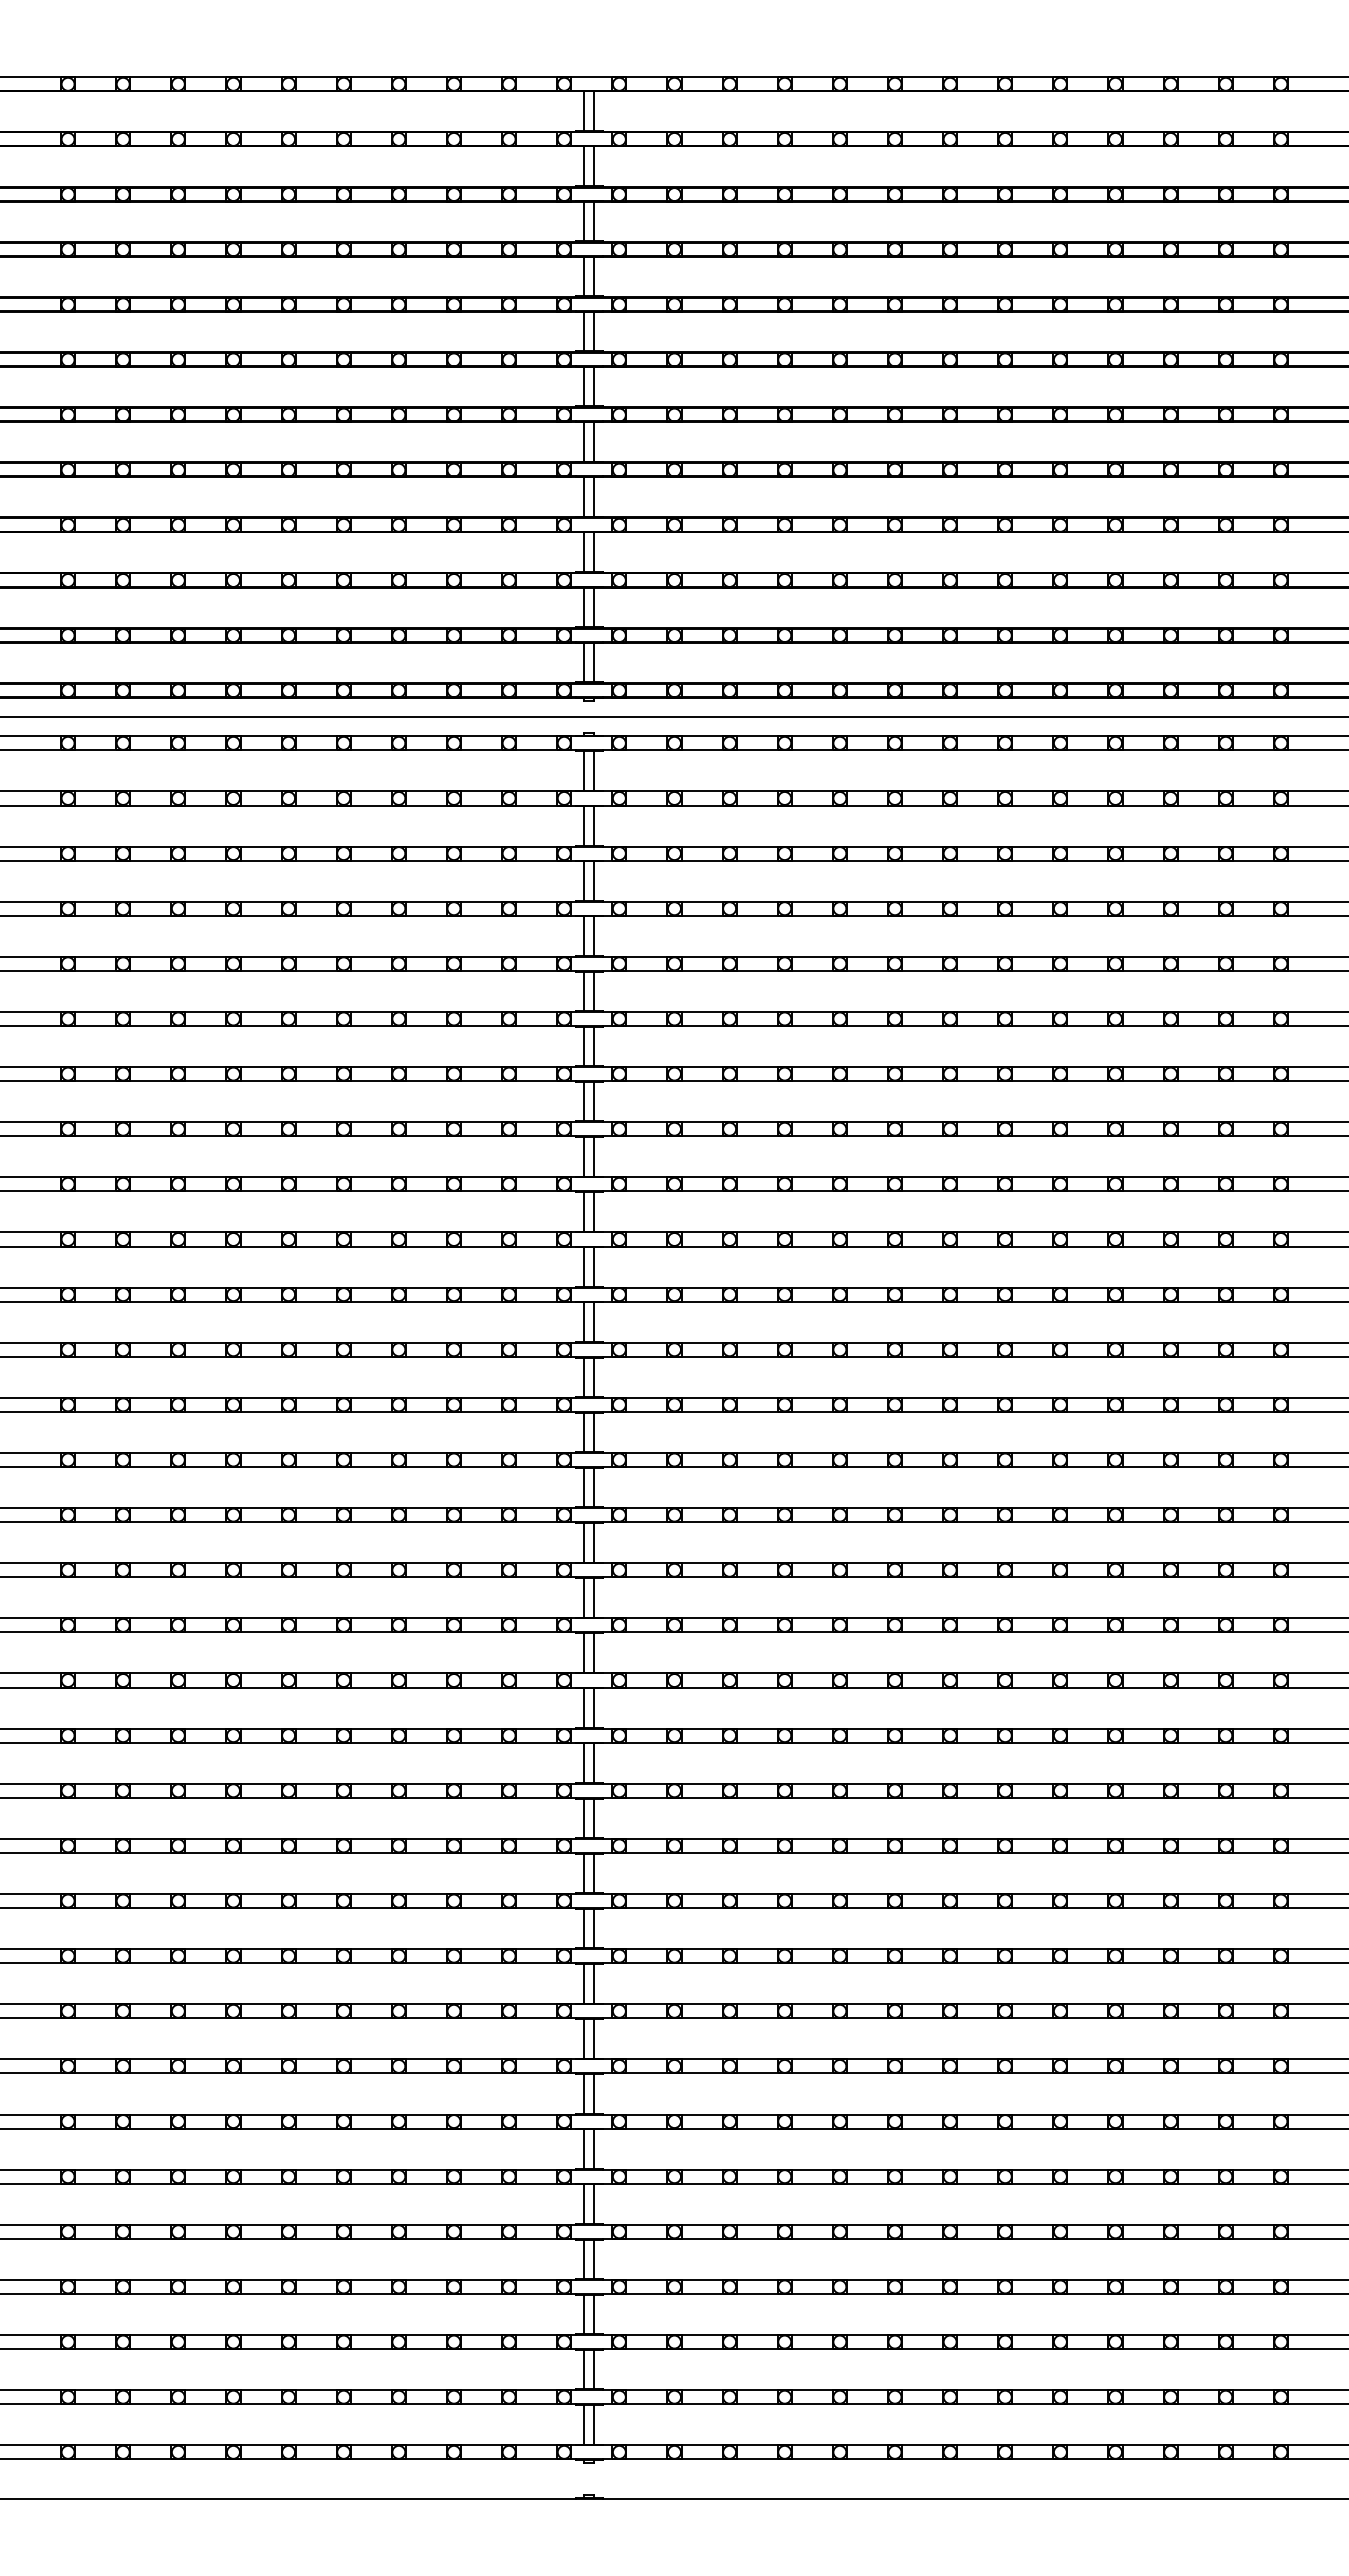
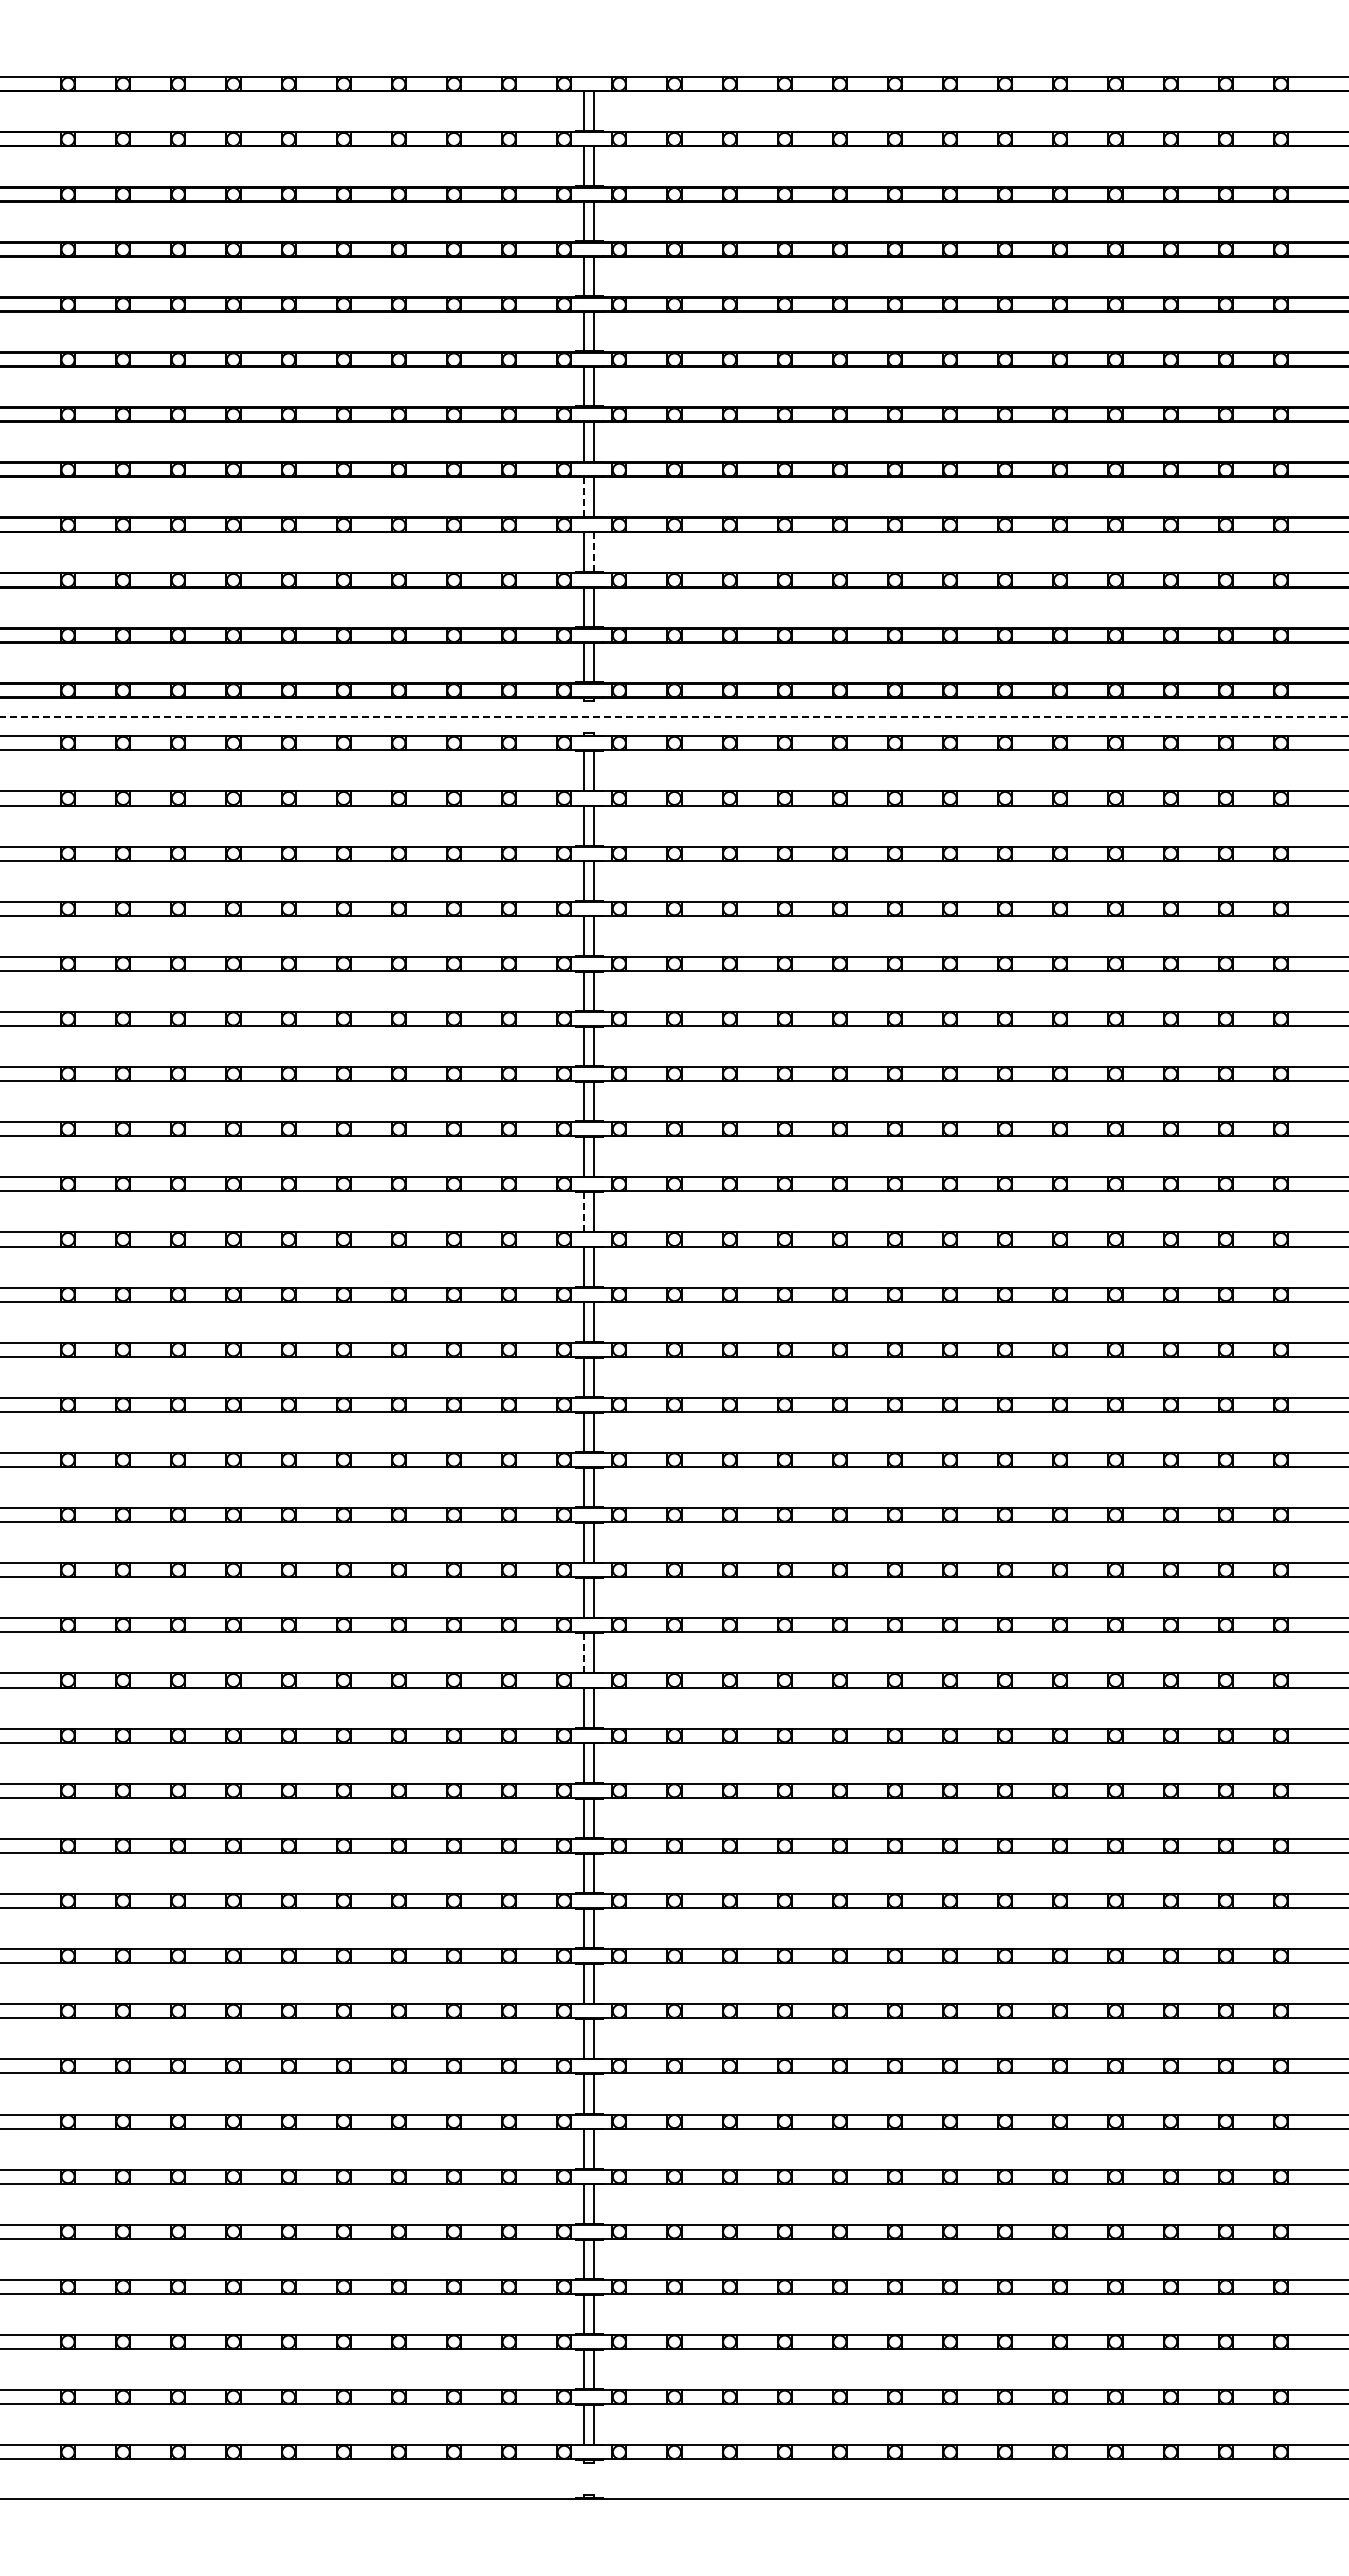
line: solid -> dashed (583, 496)
line: solid -> dashed (594, 552)
line: solid -> dashed (674, 716)
line: solid -> dashed (583, 1211)
line: solid -> dashed (583, 1652)
